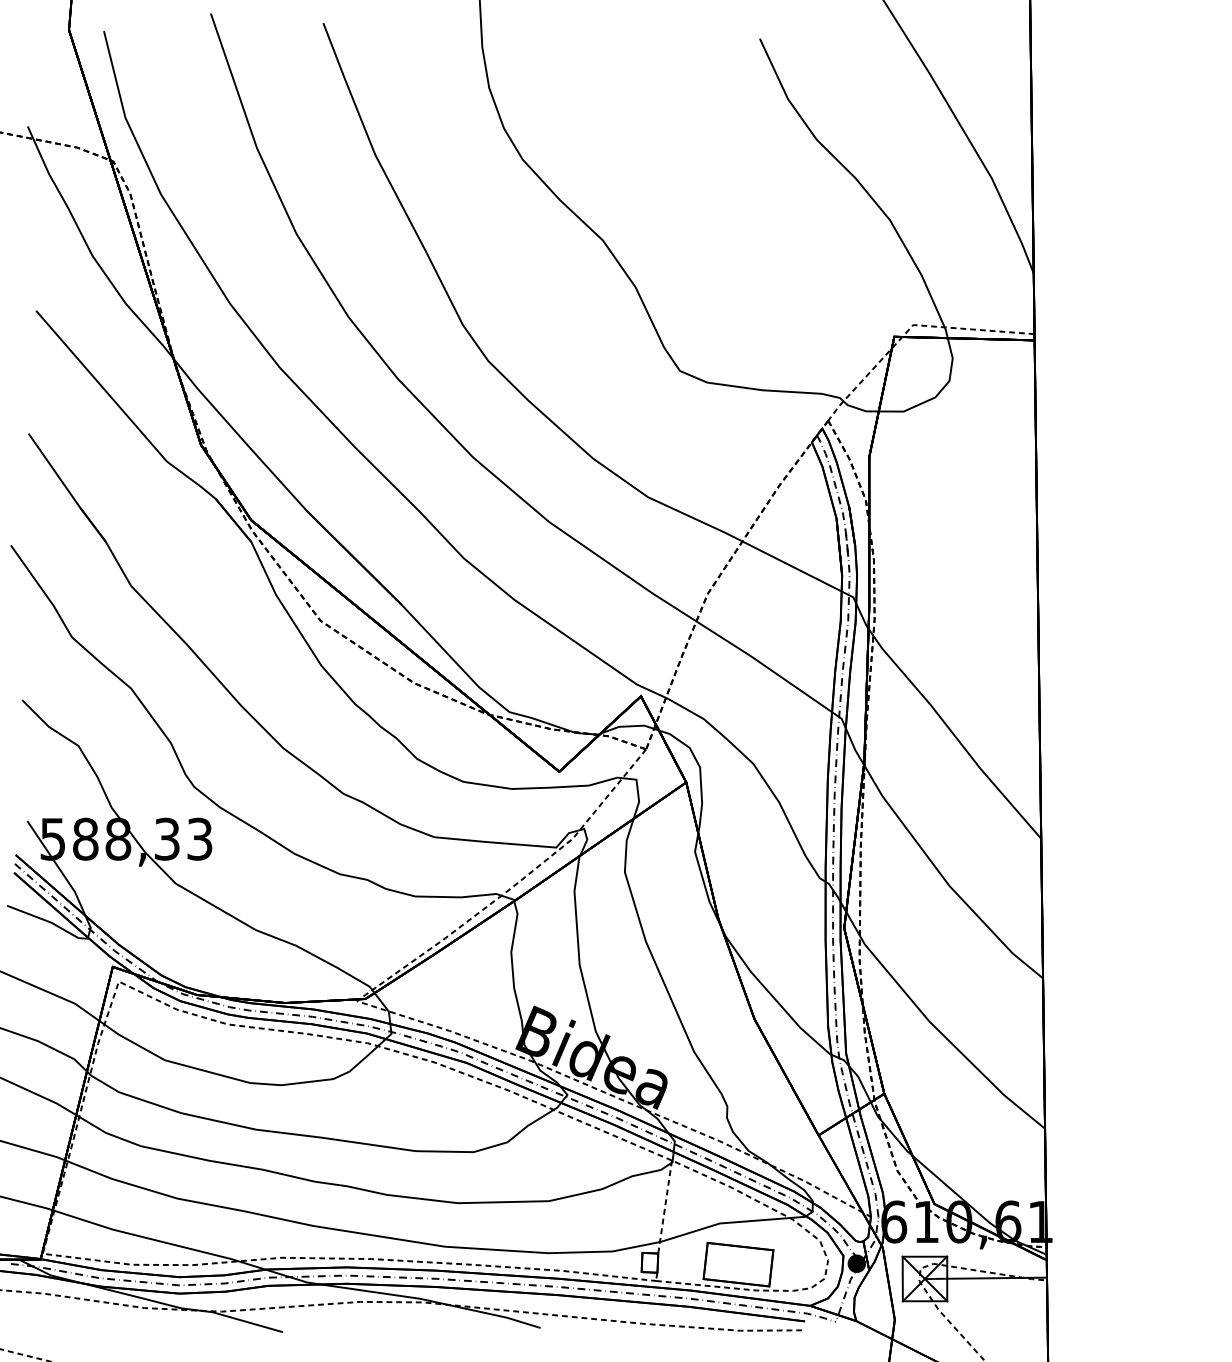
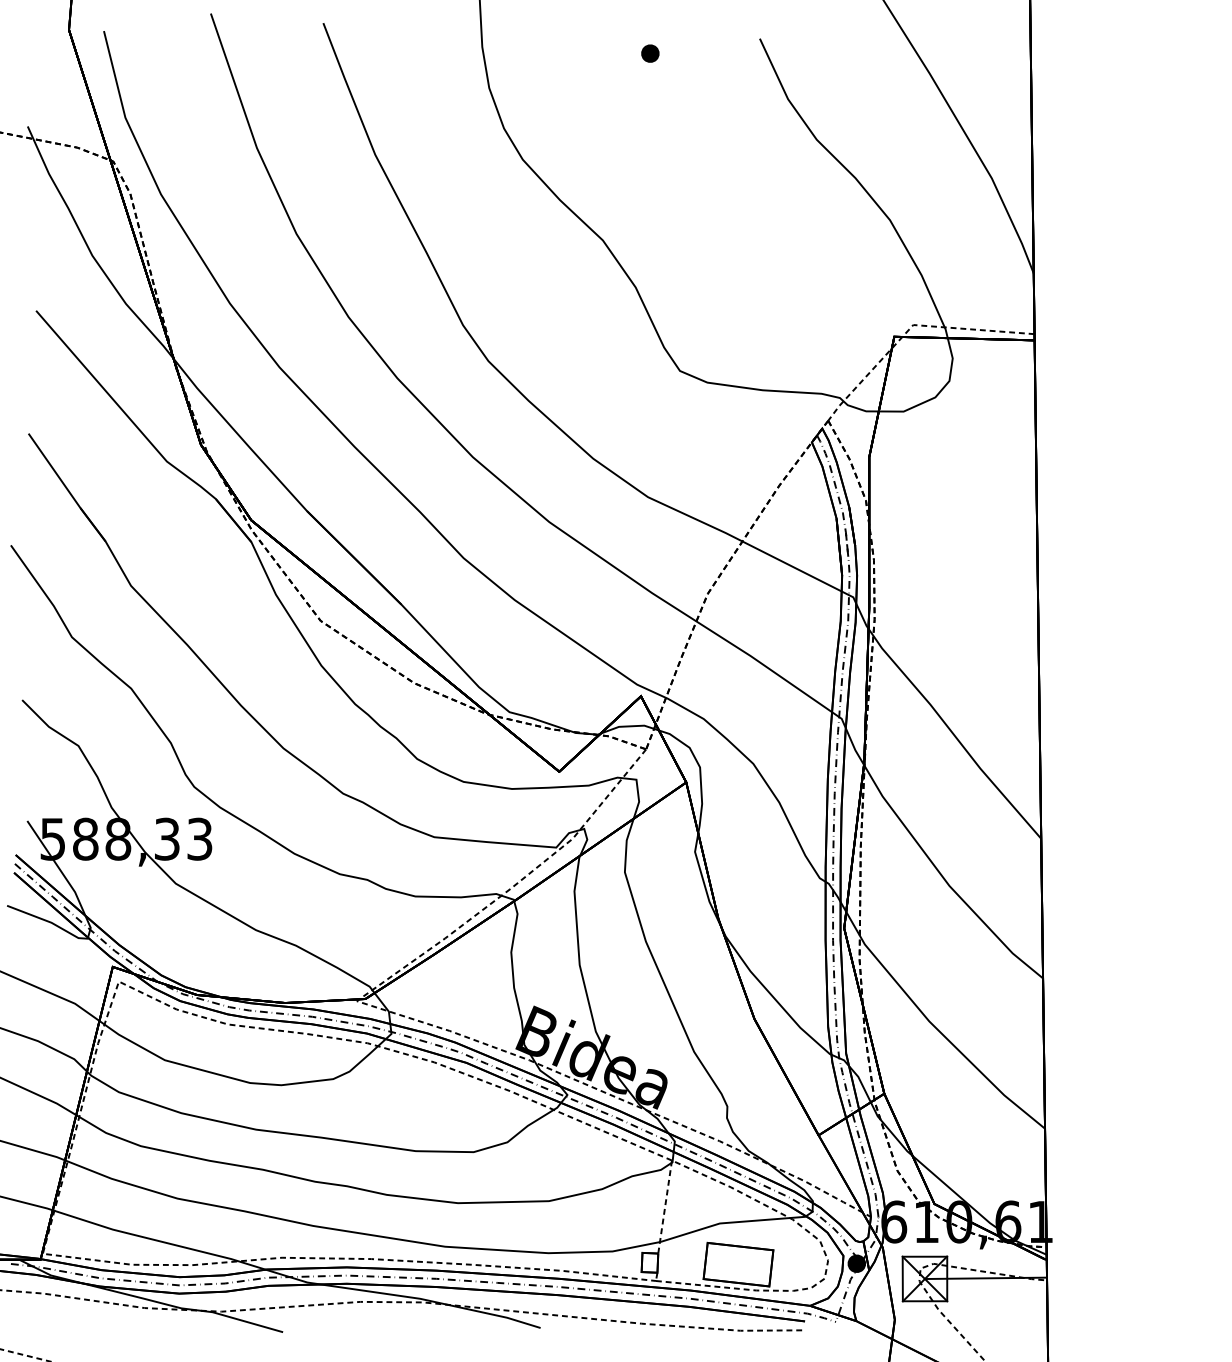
part: none -> present (650, 53)
